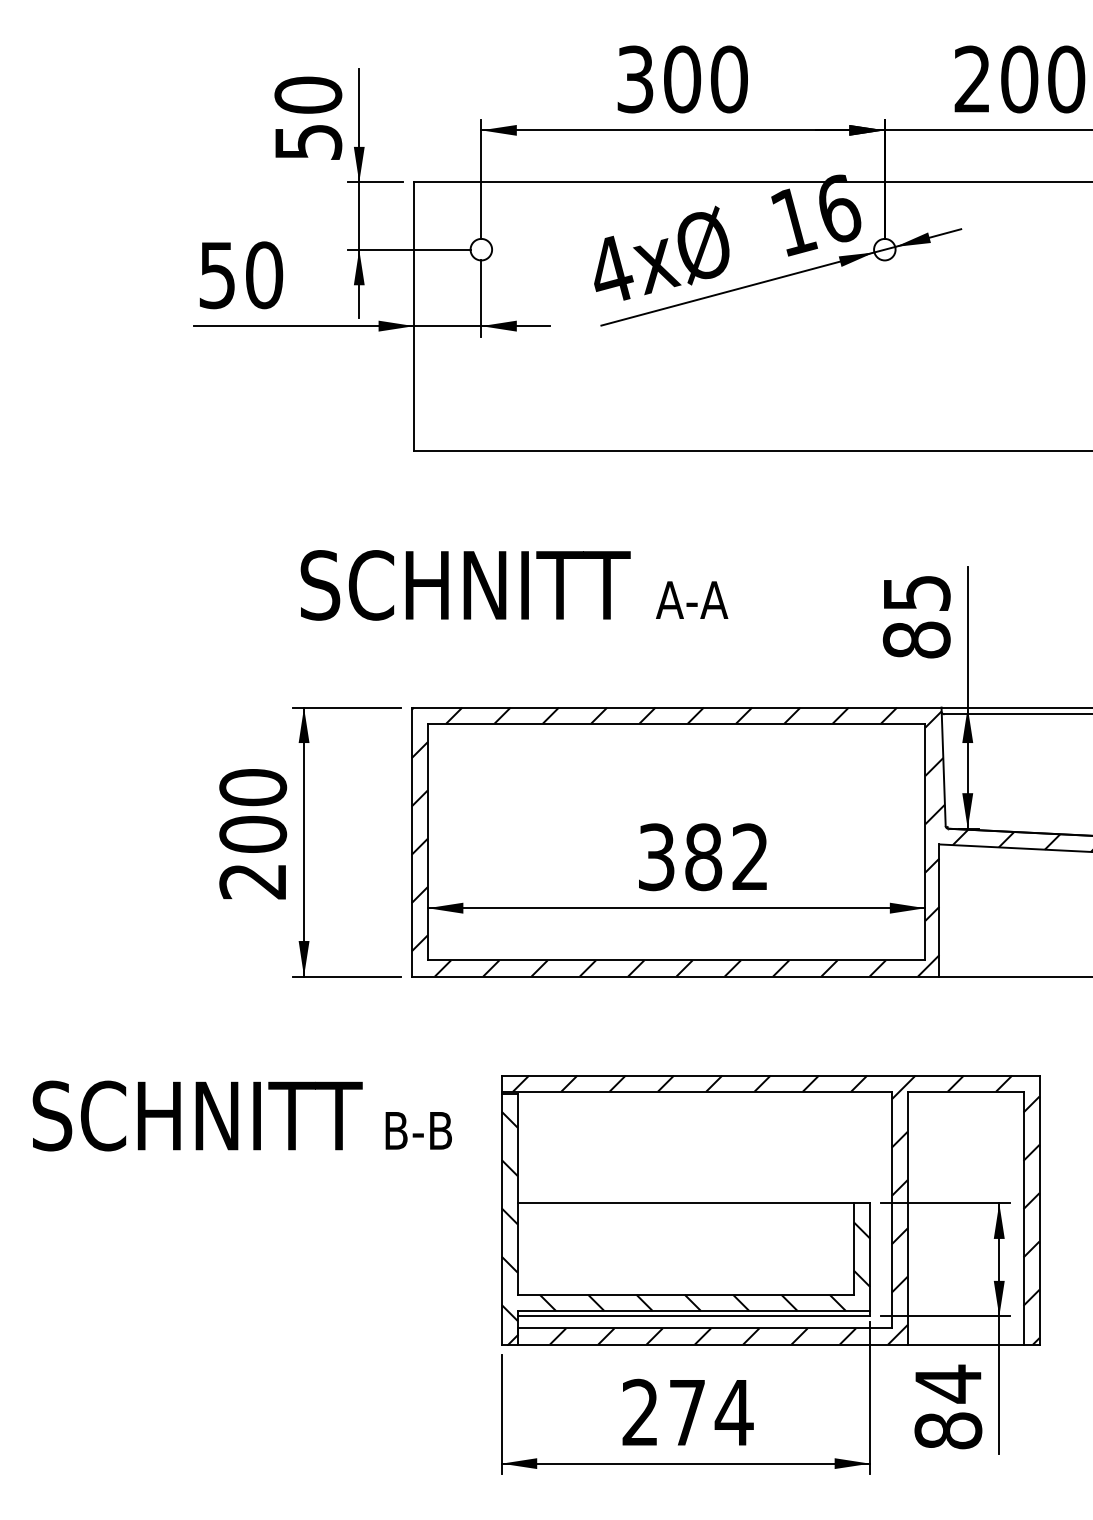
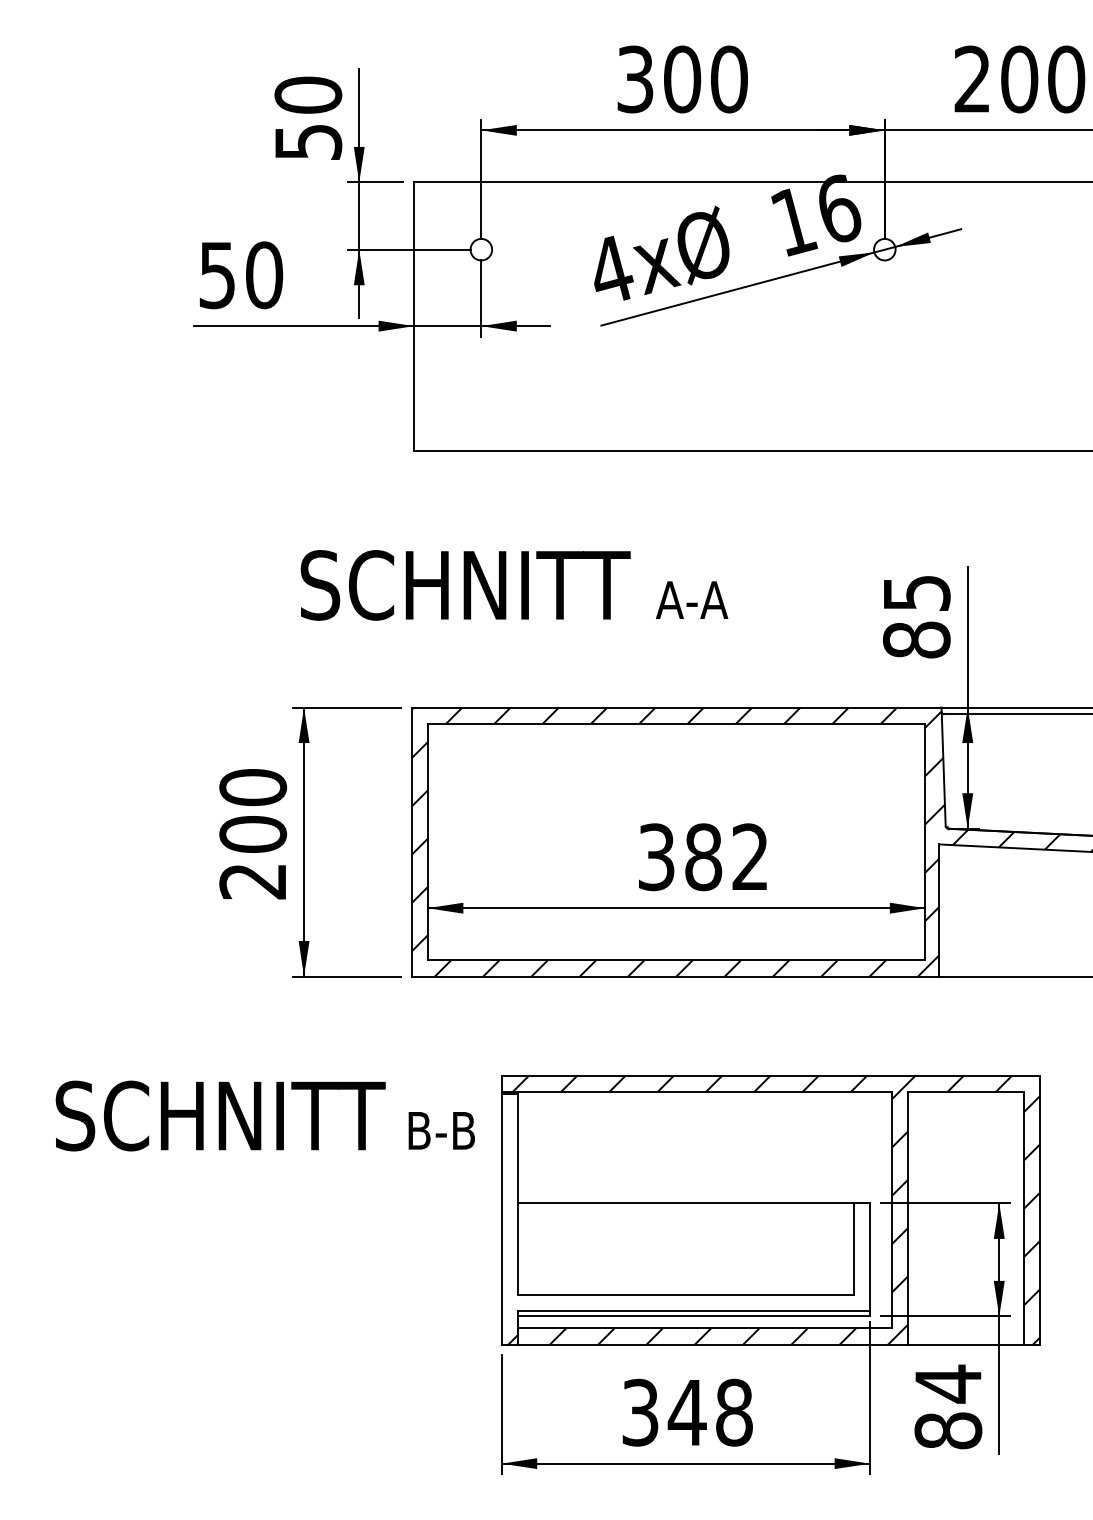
text position: (241, 1115) -> (264, 1115) (264, 1115)
hatch: present -> none (685, 1216)
text: 274 -> 348 (687, 1412)
